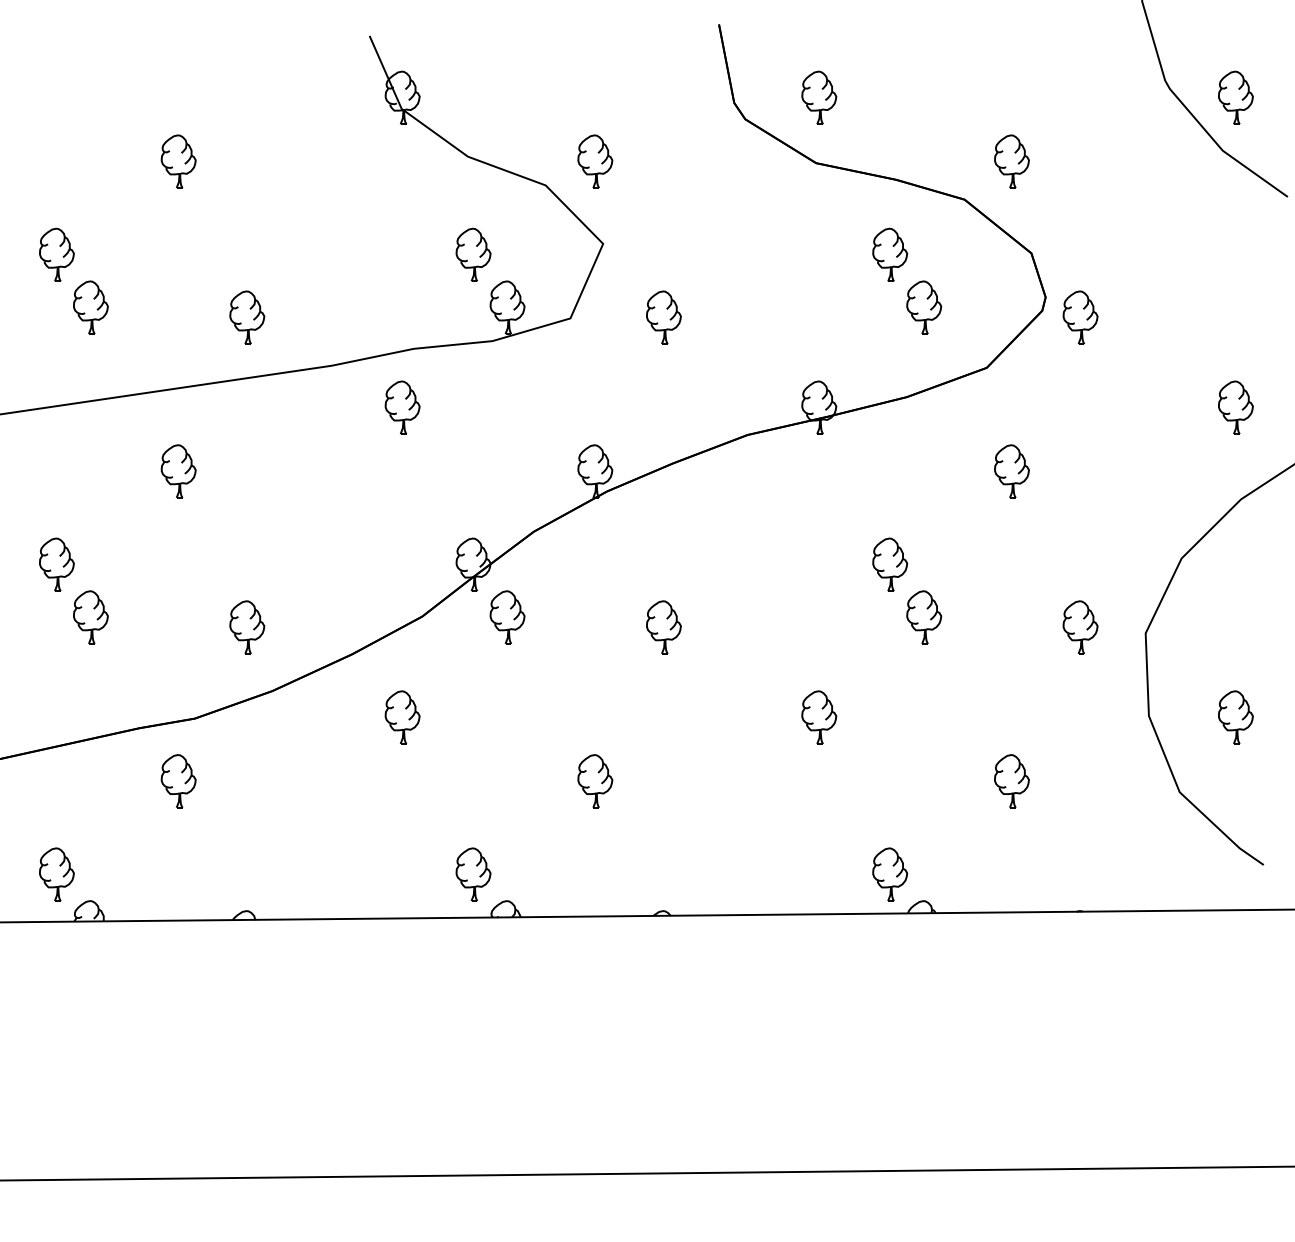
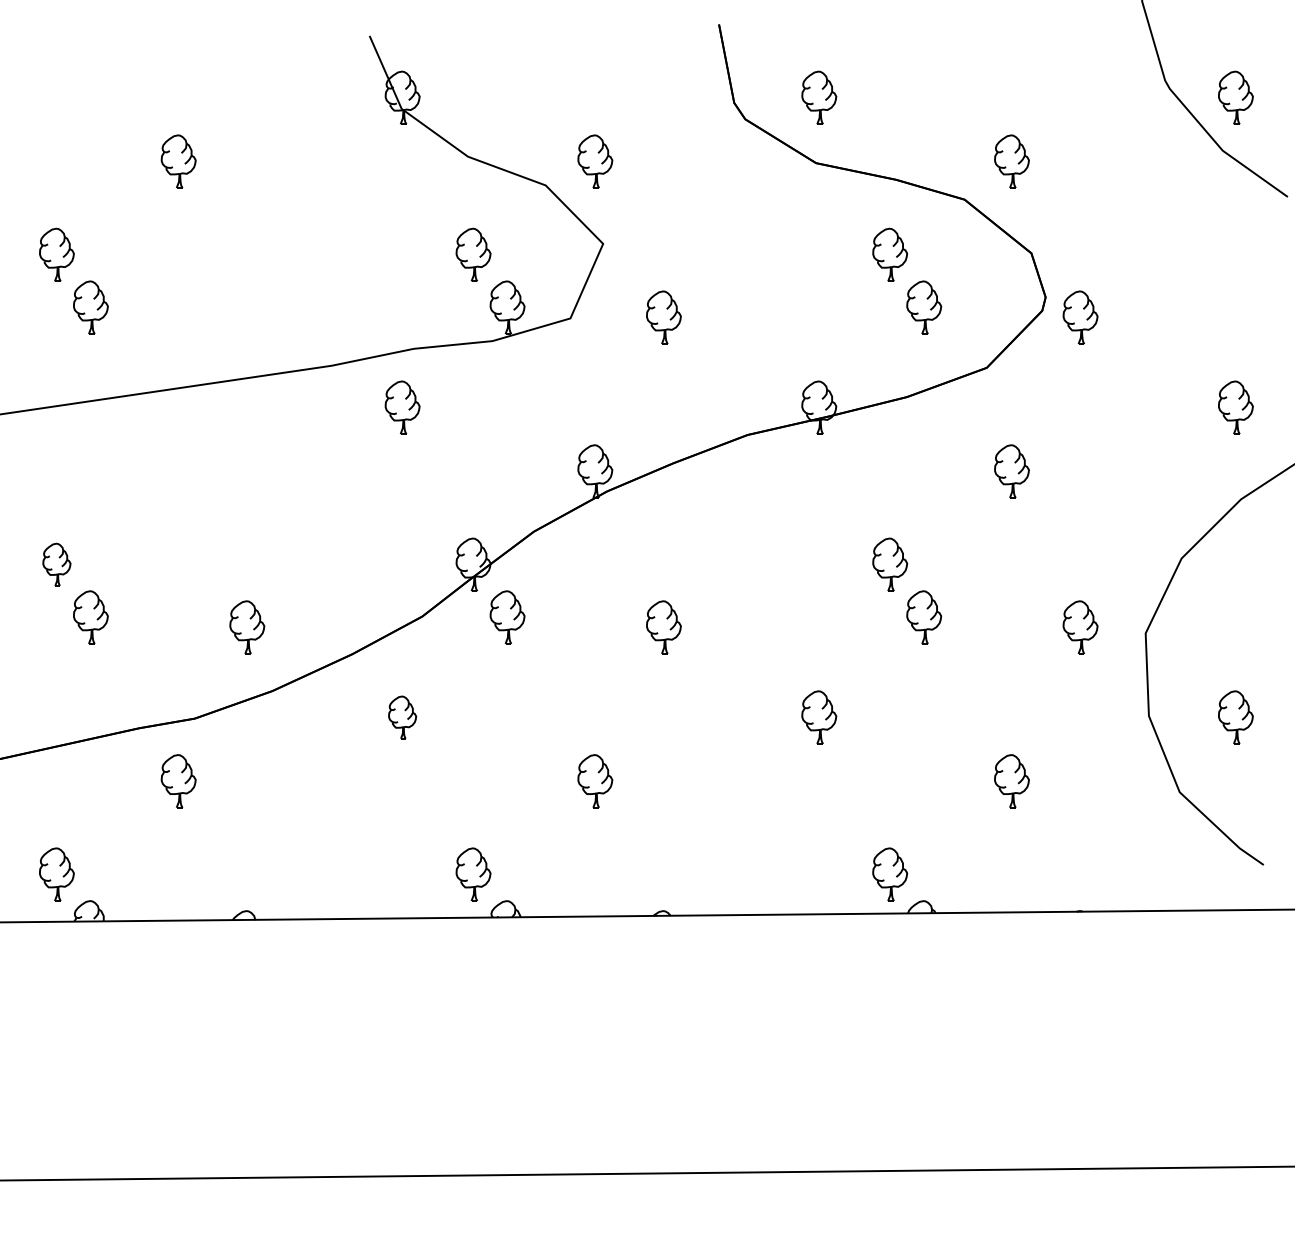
part: present -> none (247, 317)
part: present -> none (178, 471)
part size: 36x55 px -> 30x45 px (56, 564)
part size: 37x55 px -> 30x45 px (402, 717)
